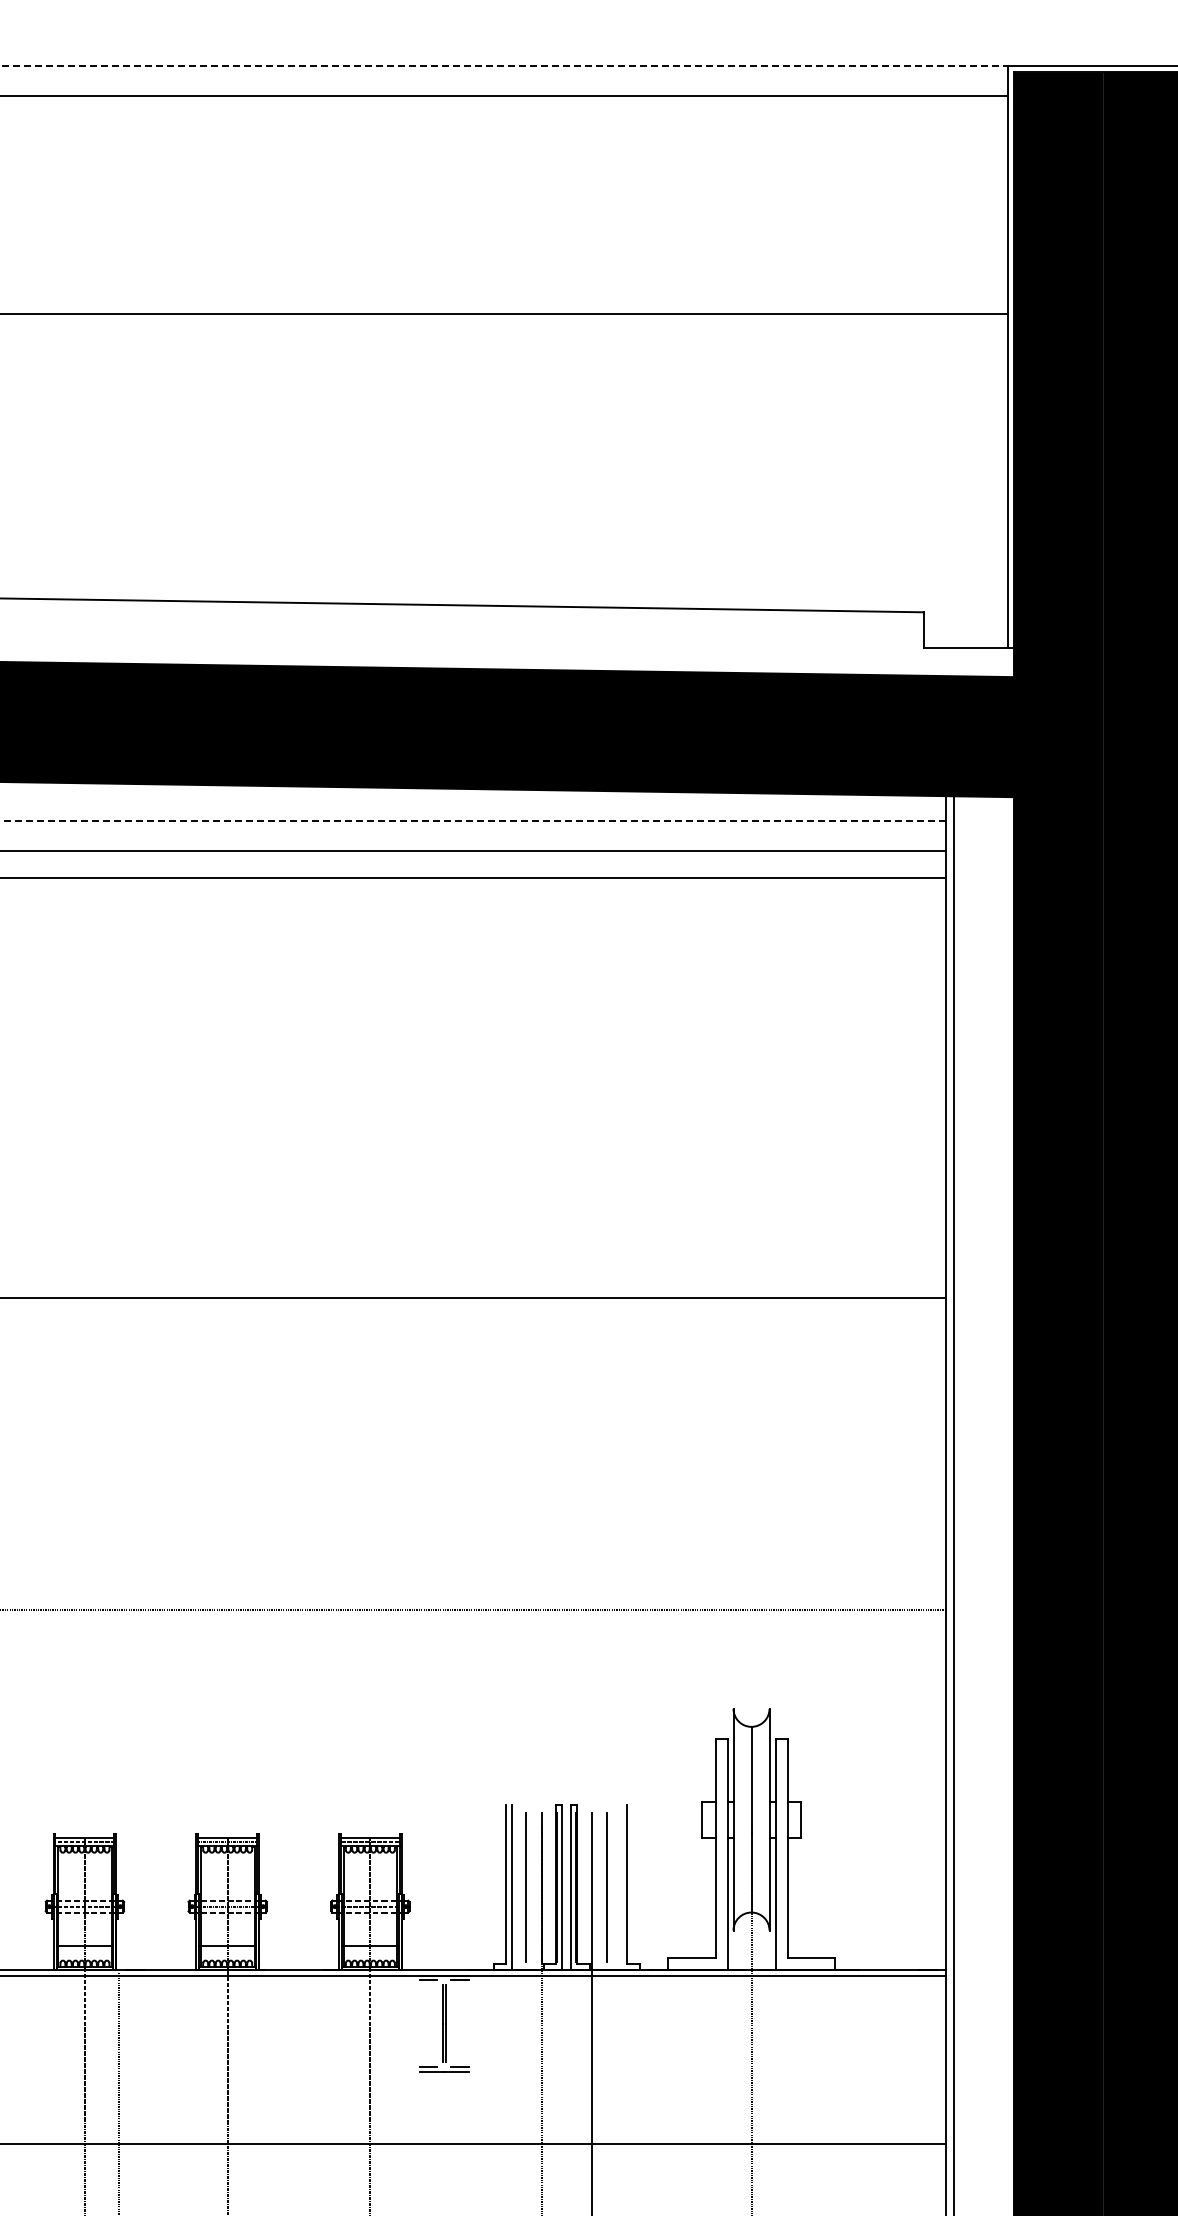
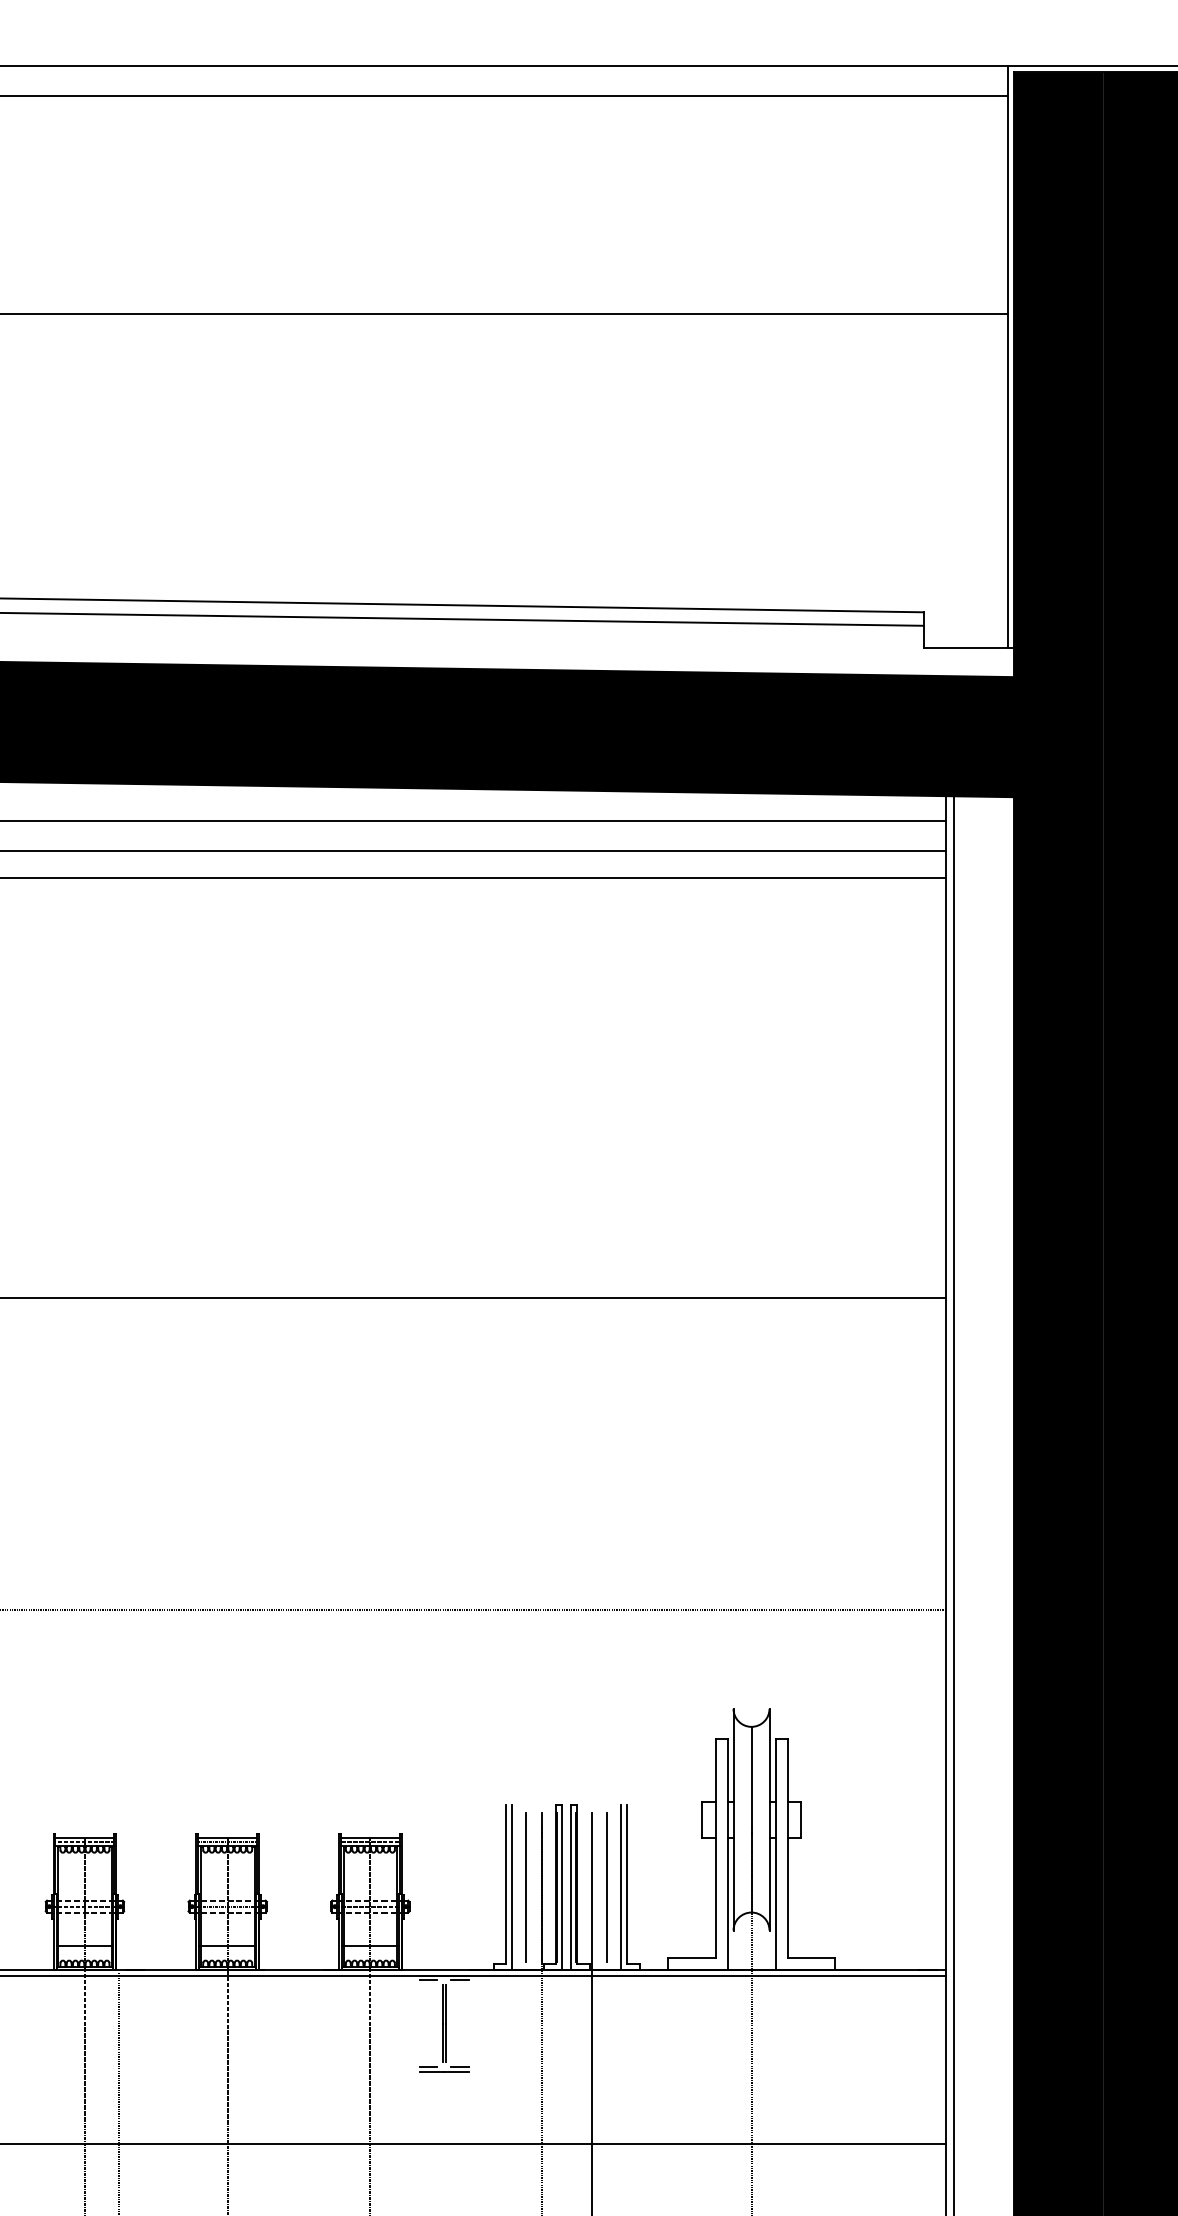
line: dashed -> solid (505, 66)
line: none -> present (462, 618)
line: dashed -> solid (473, 821)
line: none -> present (621, 1887)
